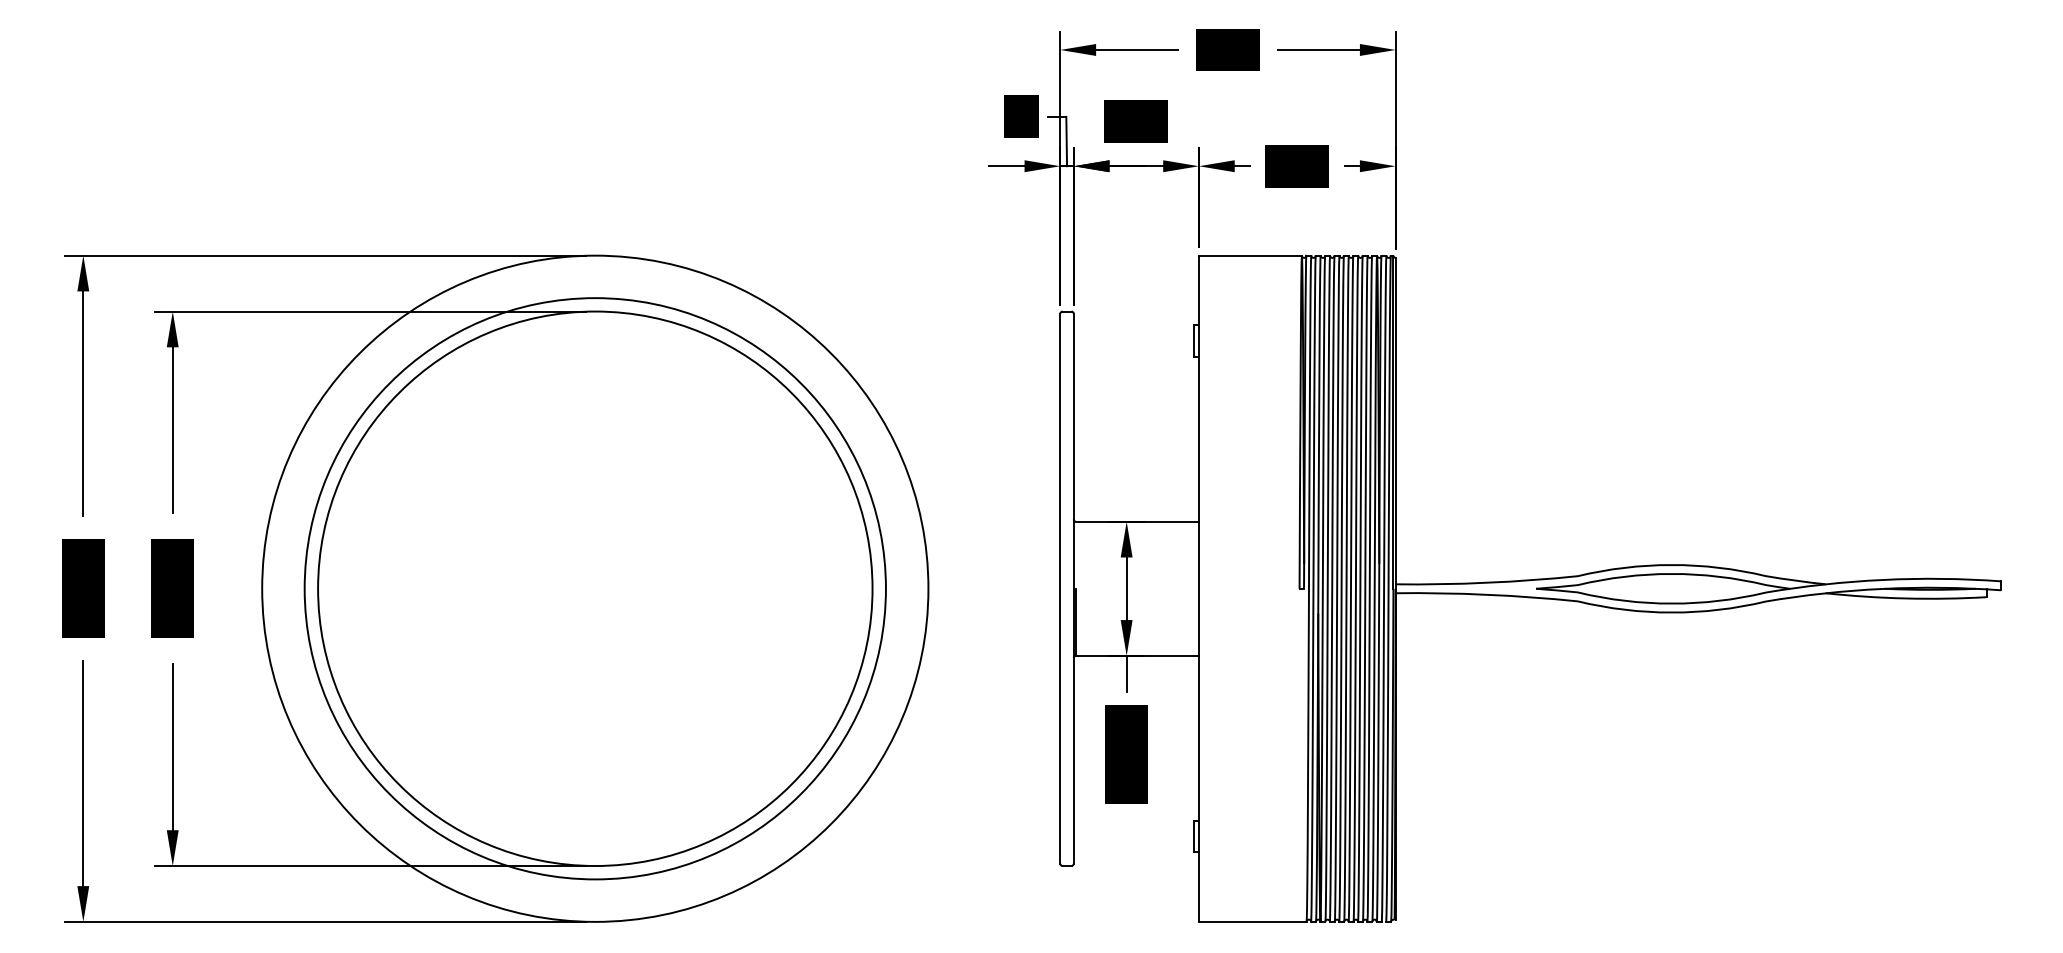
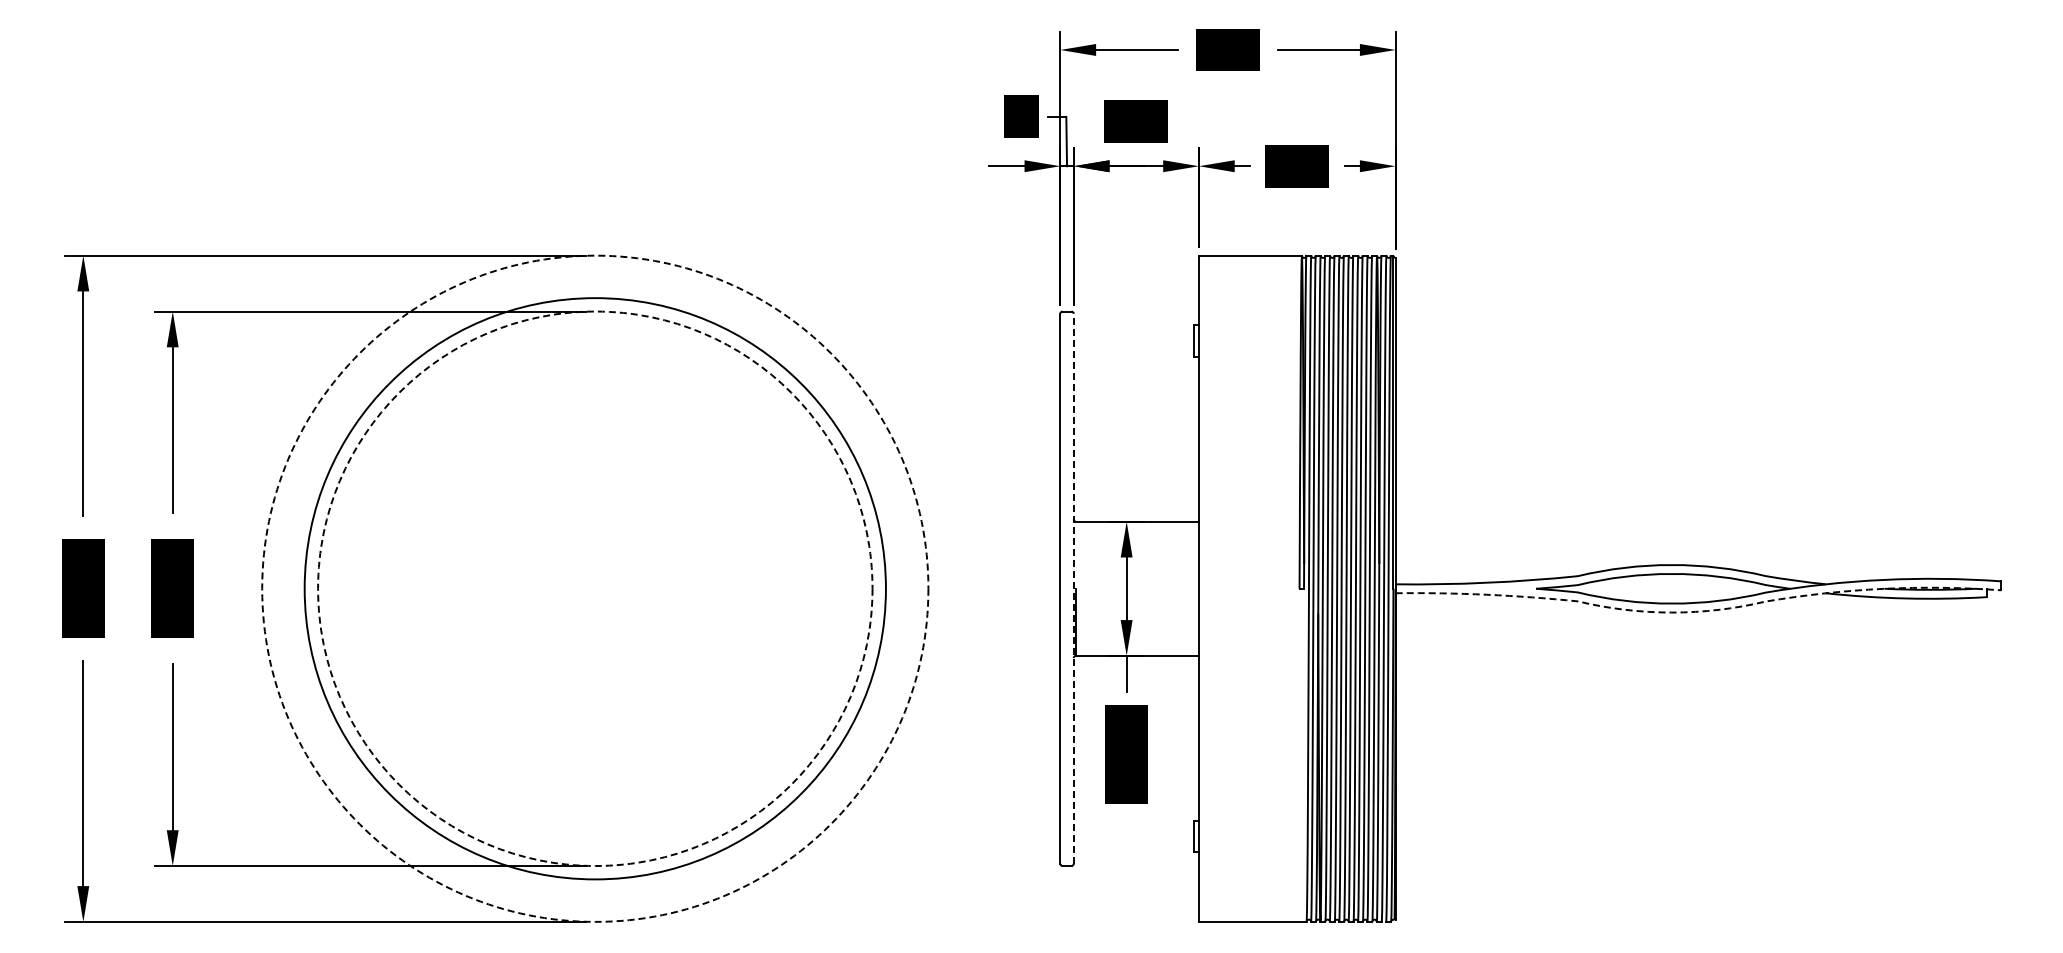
circle: solid -> dashed (595, 588)
circle: solid -> dashed (595, 588)
line: solid -> dashed (1073, 588)
line: solid -> dashed (1700, 611)
